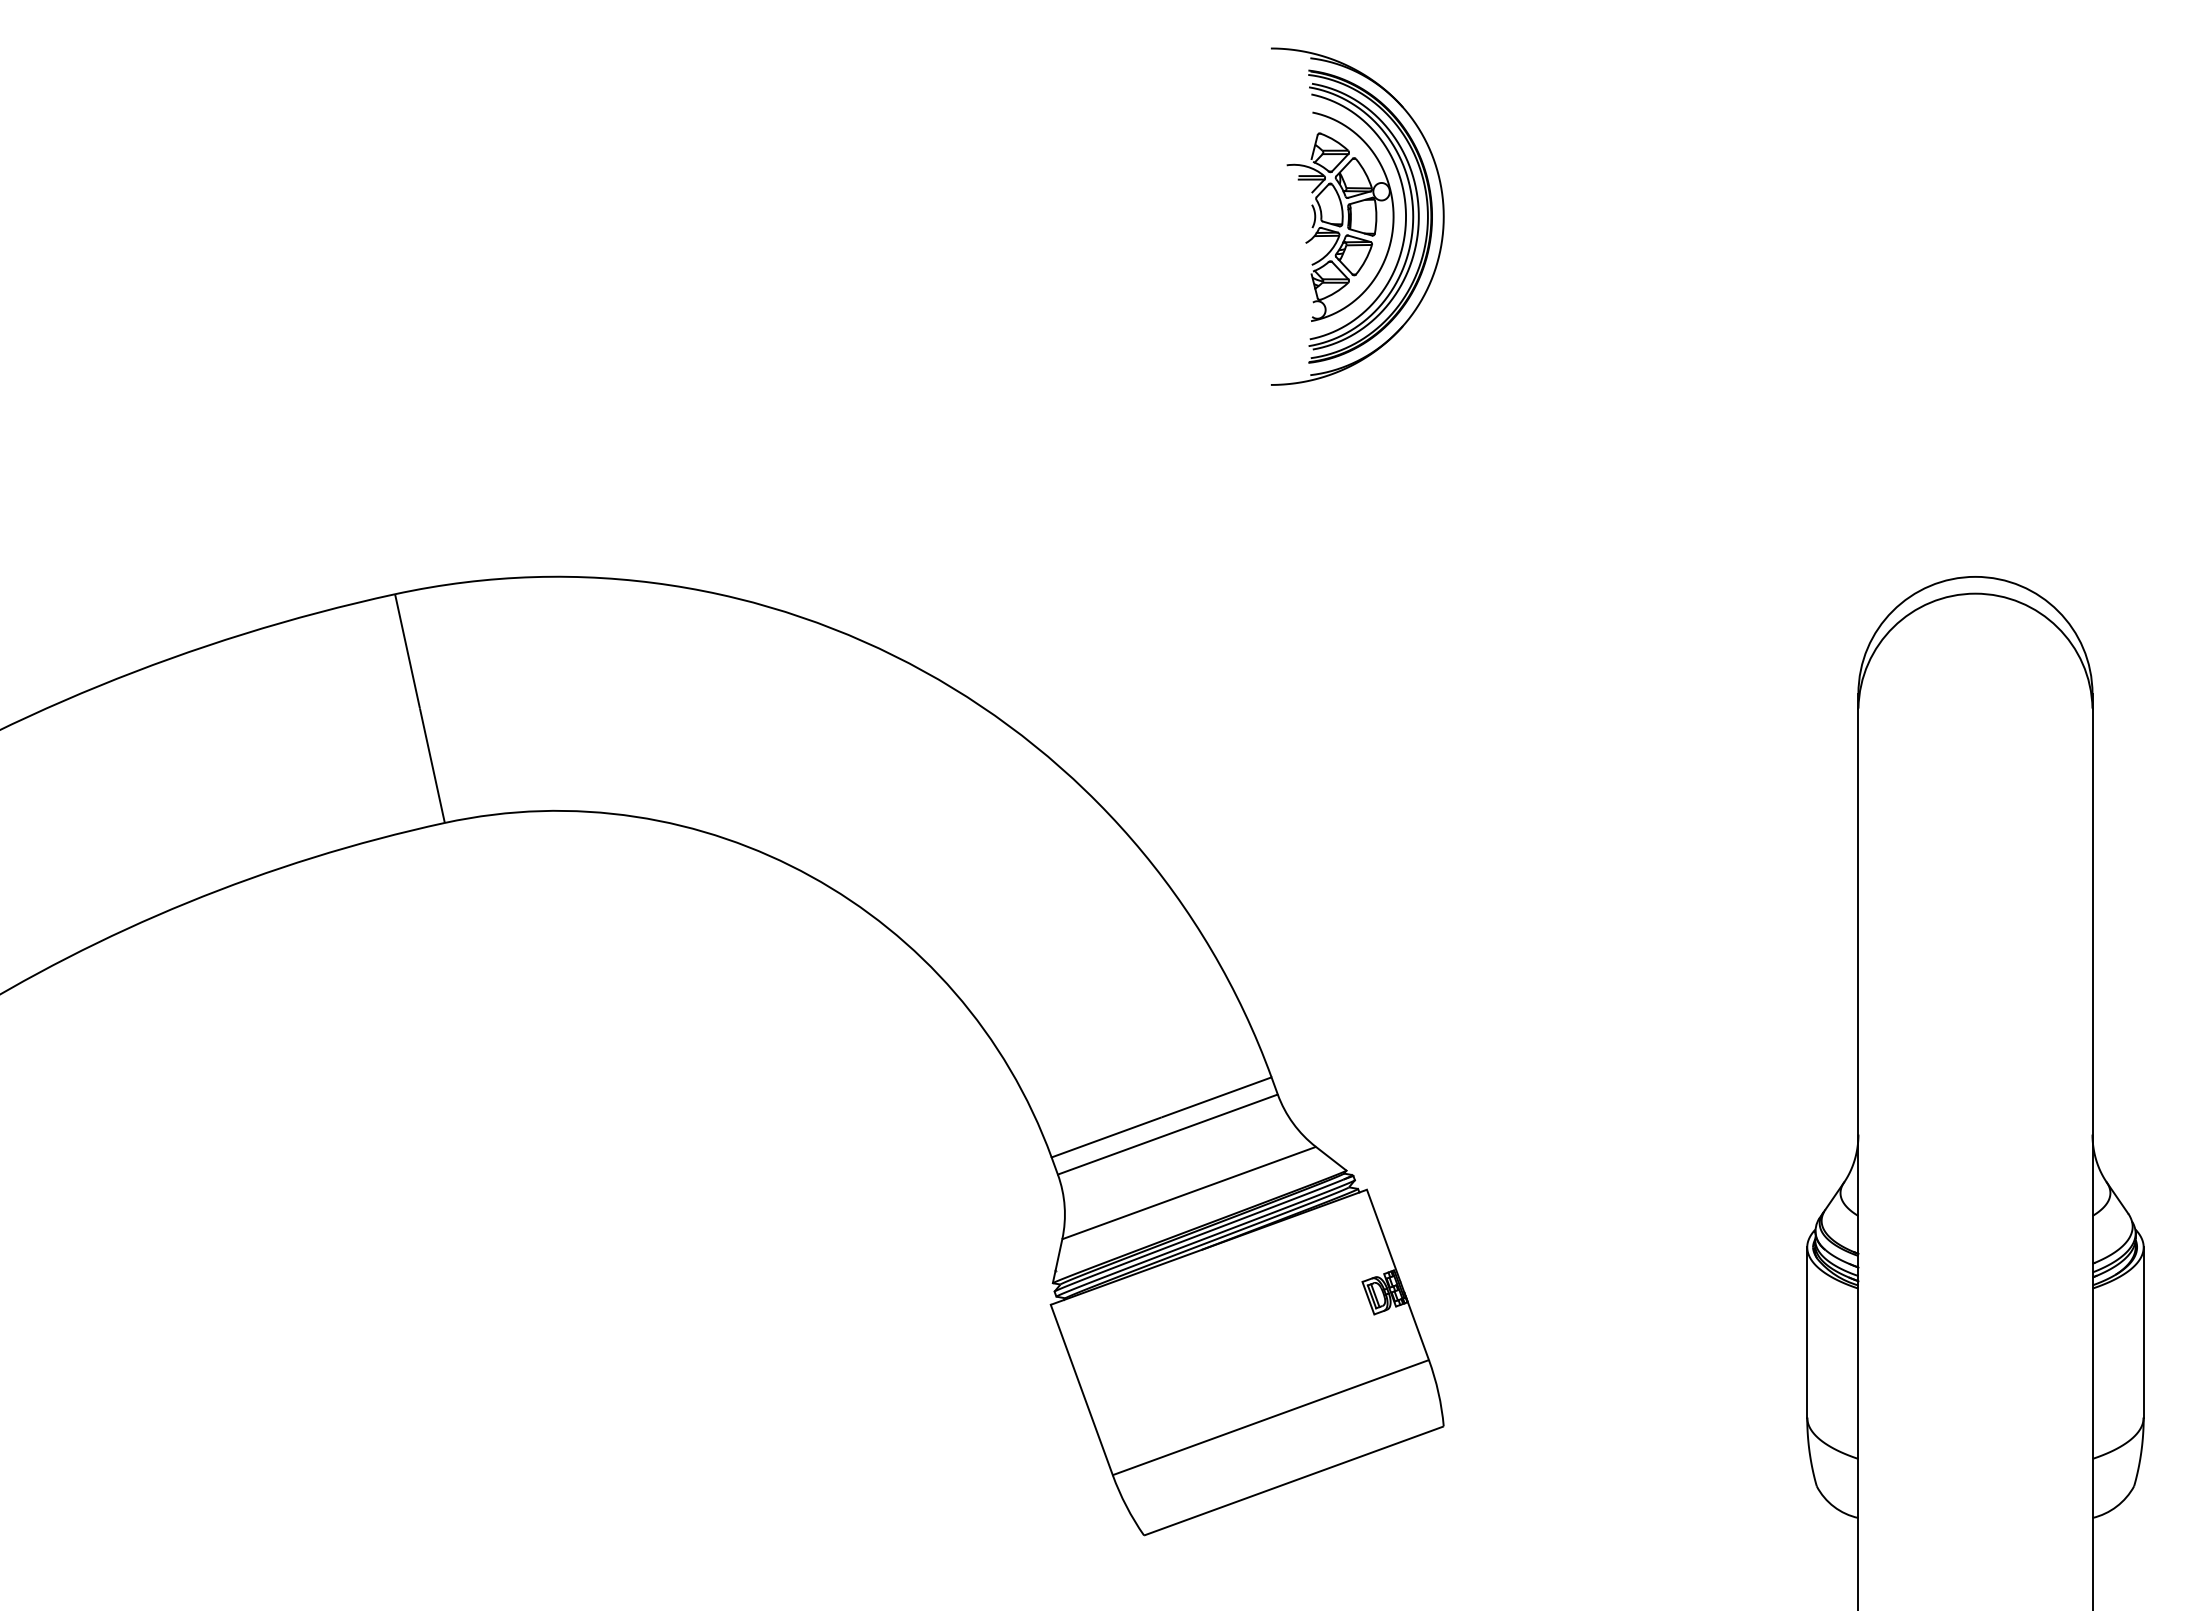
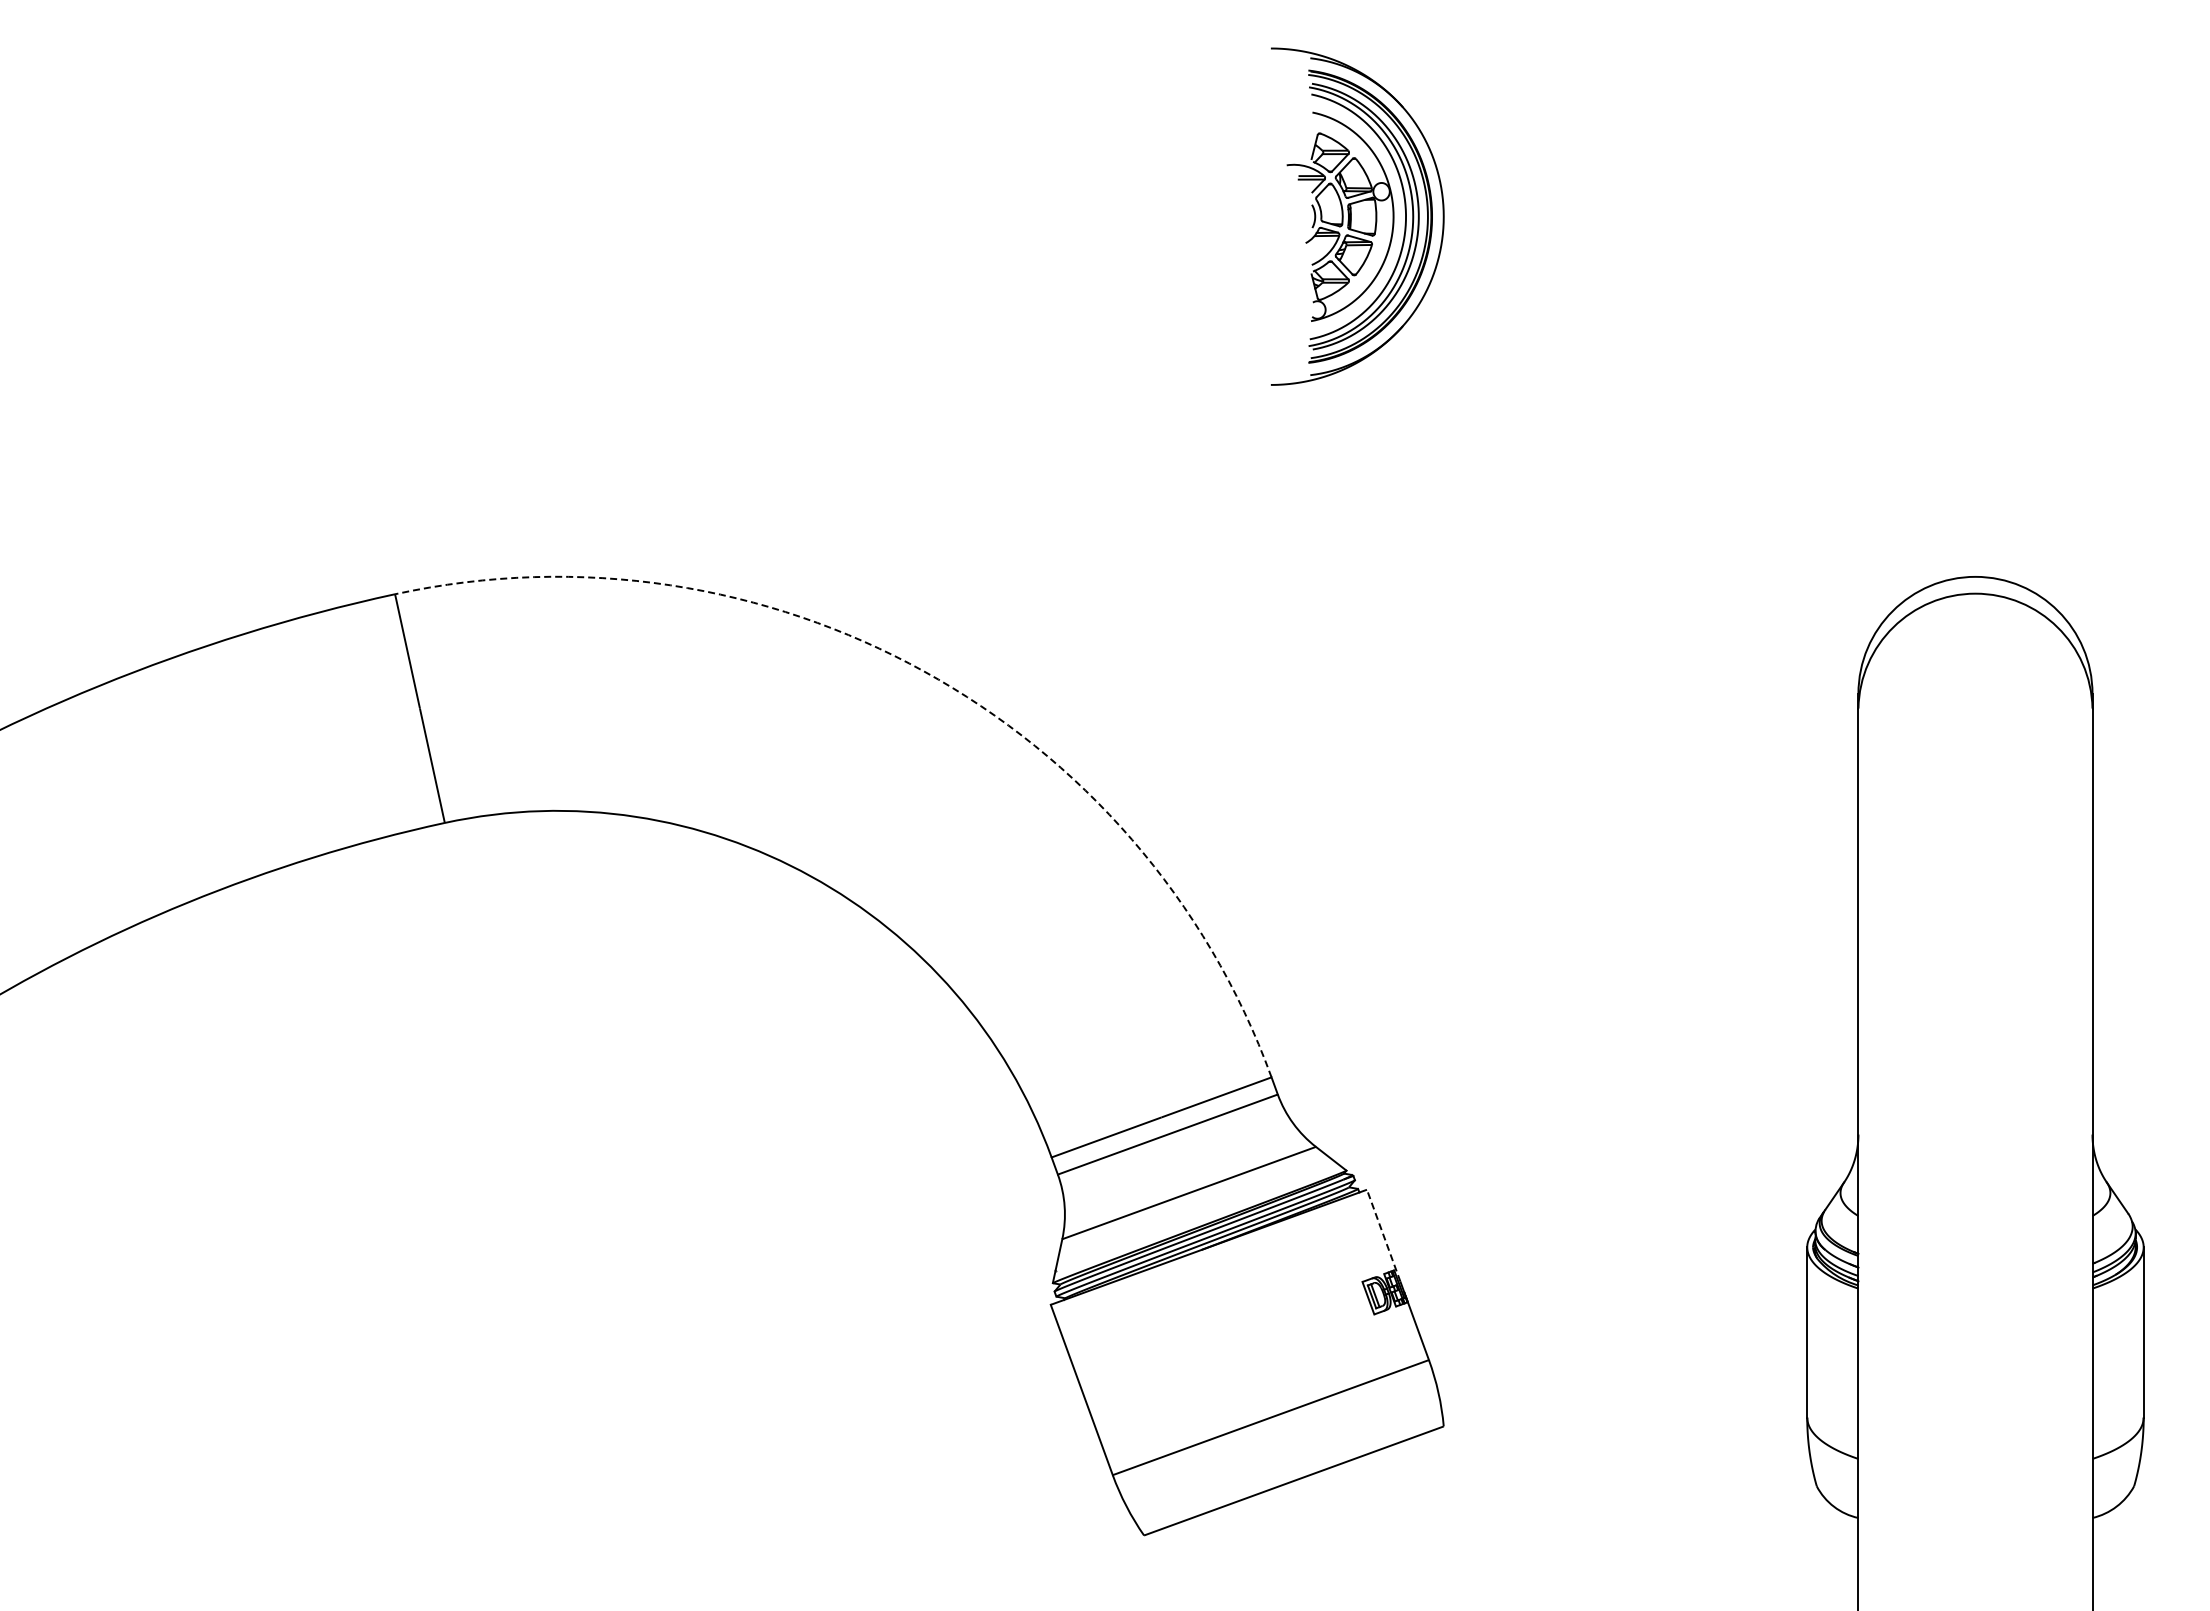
arc: solid -> dashed (923, 671)
line: solid -> dashed (1383, 1235)
